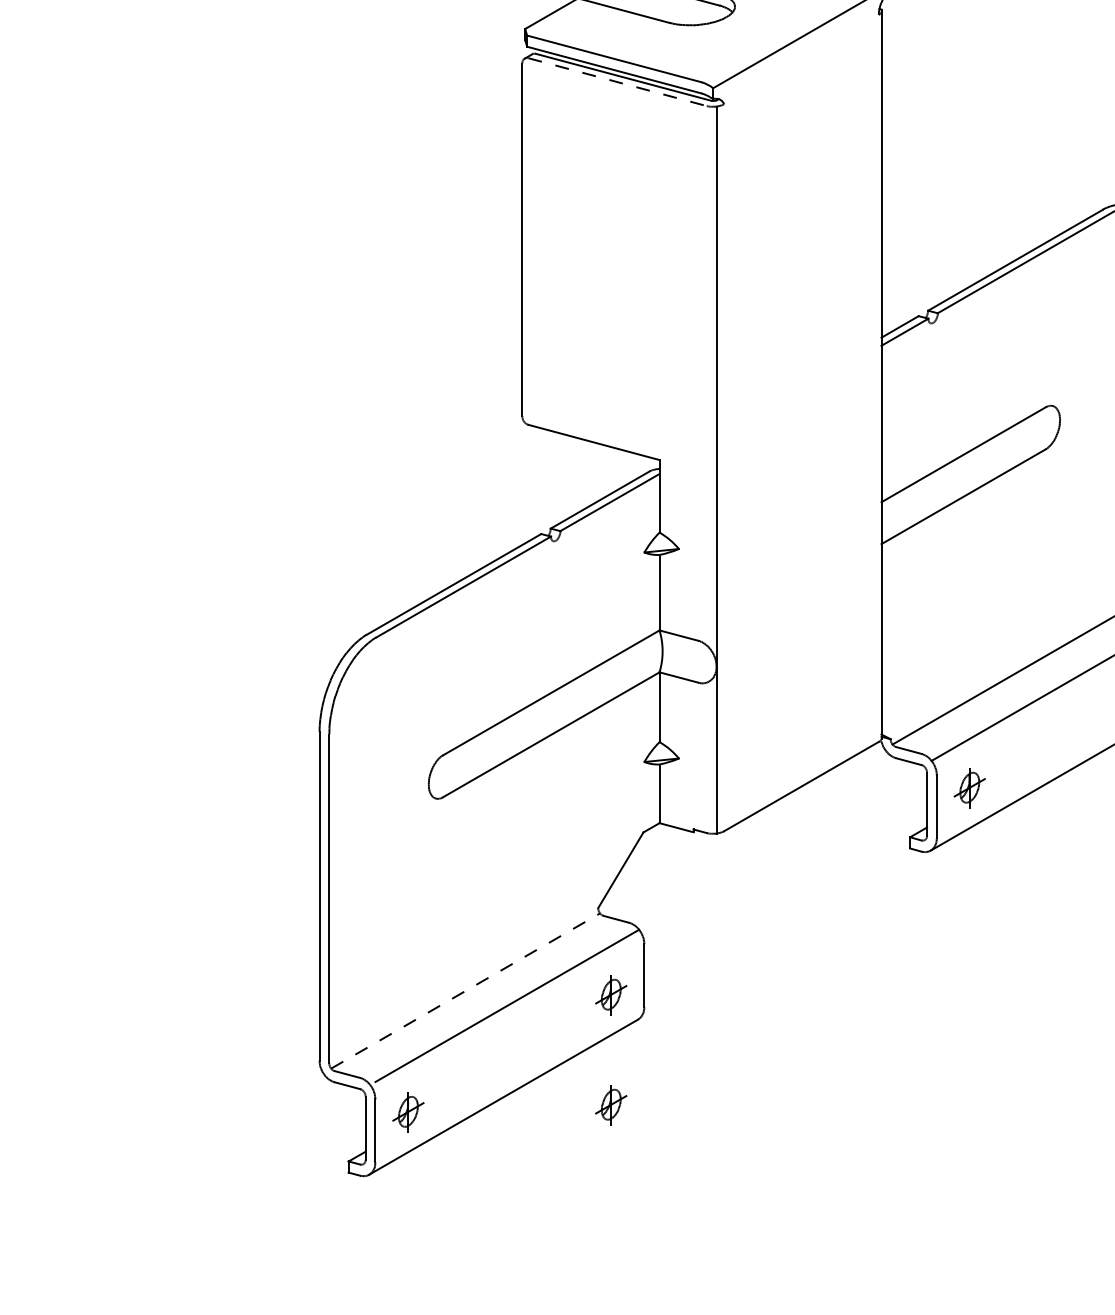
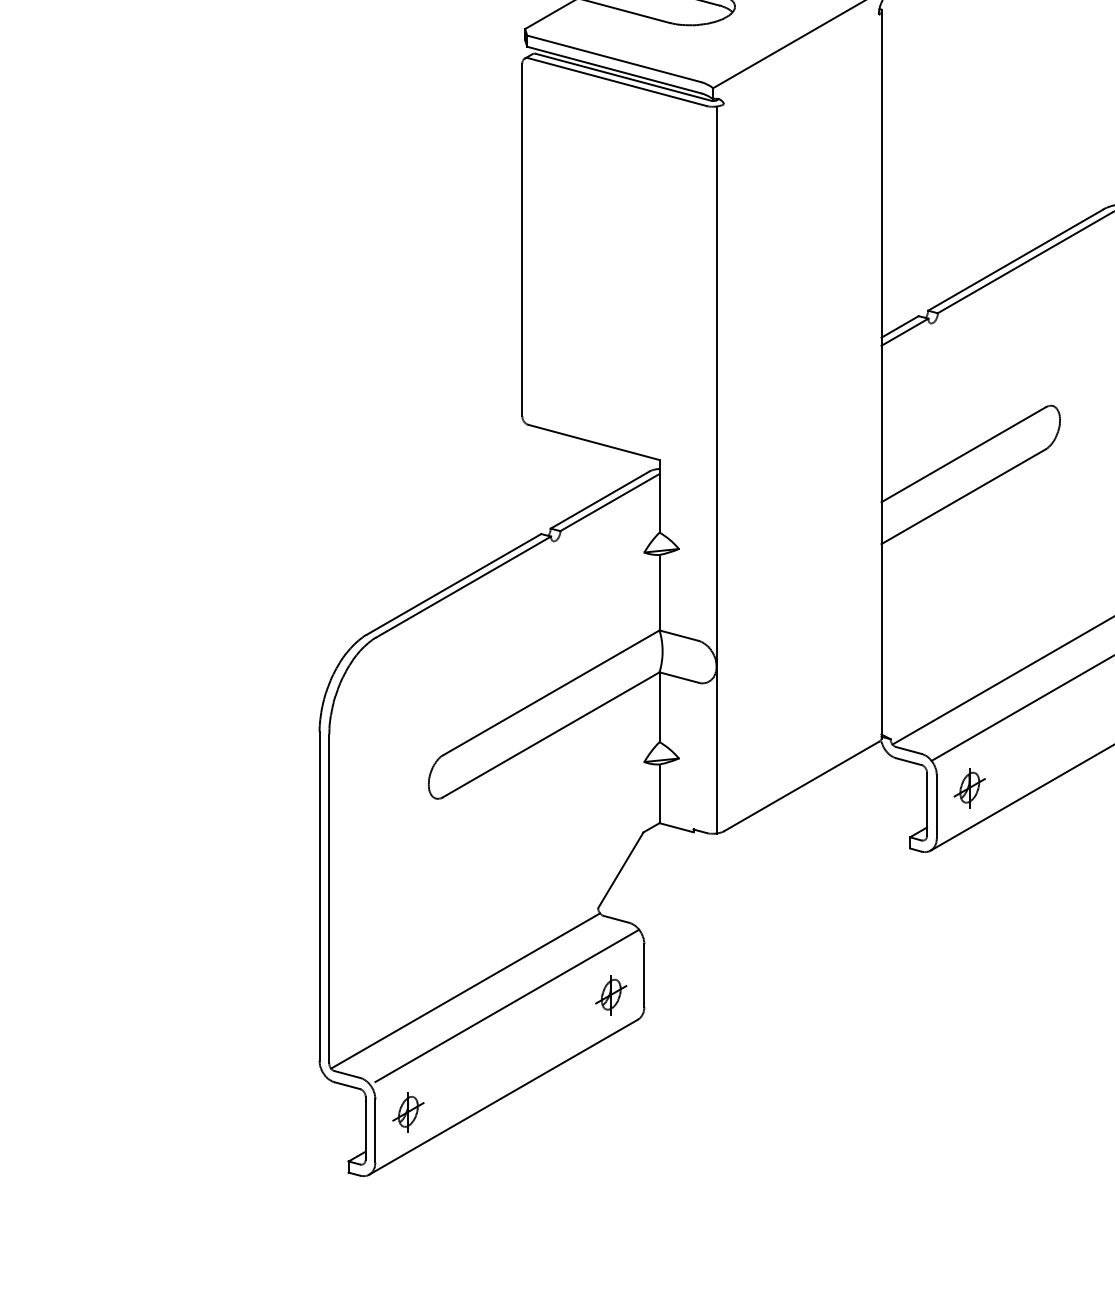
line: dashed -> solid (618, 82)
line: dashed -> solid (466, 990)
part: present -> none (611, 1105)
